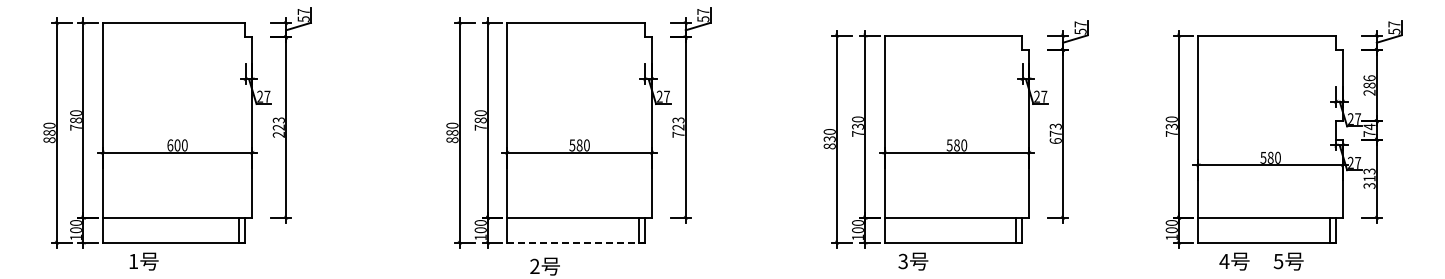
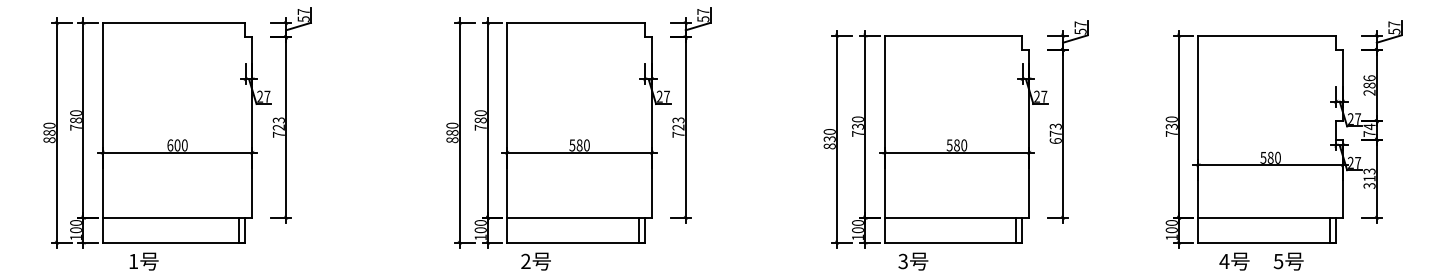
text: 223 -> 723 (278, 134)
line: dashed -> solid (575, 242)
text position: (544, 266) -> (535, 261) (535, 261)
